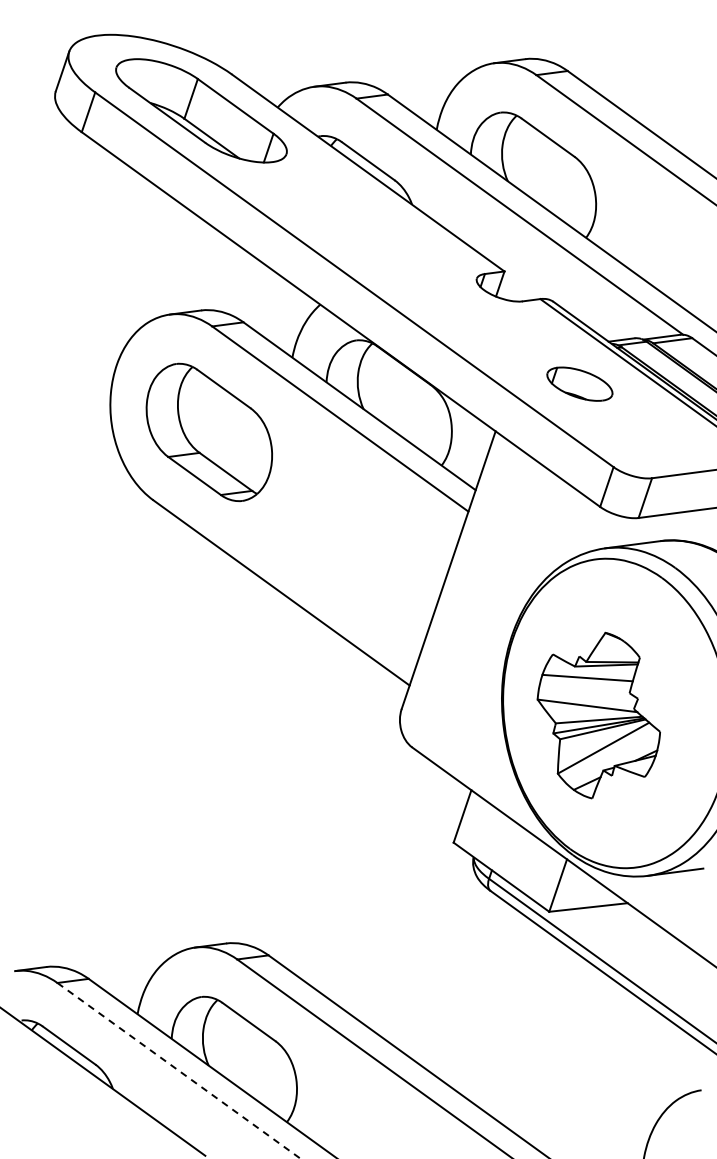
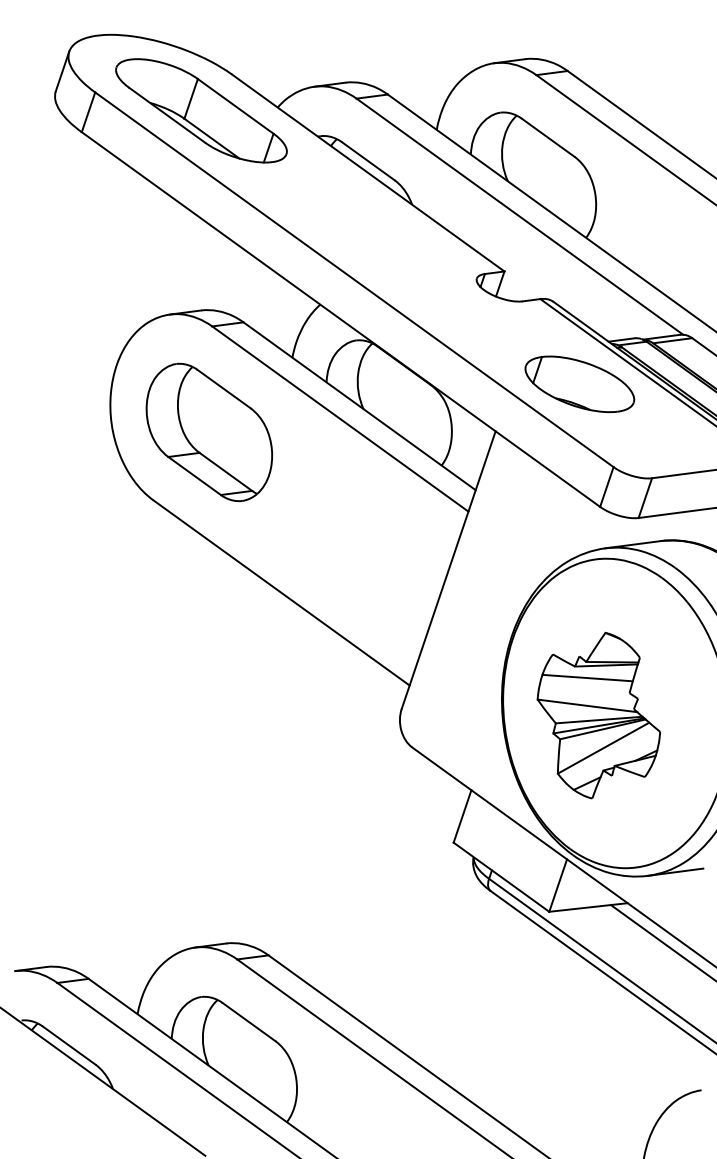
part size: 68x36 px -> 112x58 px (579, 383)
line: none -> present (661, 942)
line: dashed -> solid (179, 1071)
